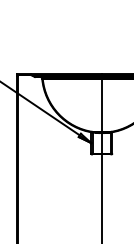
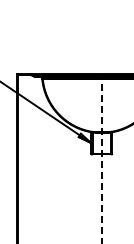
line: solid -> dashed (101, 159)
